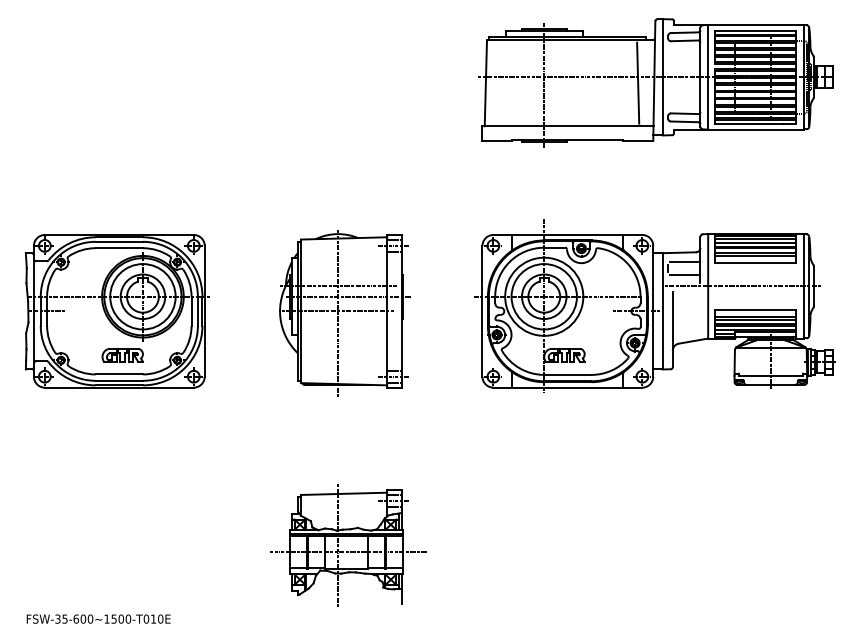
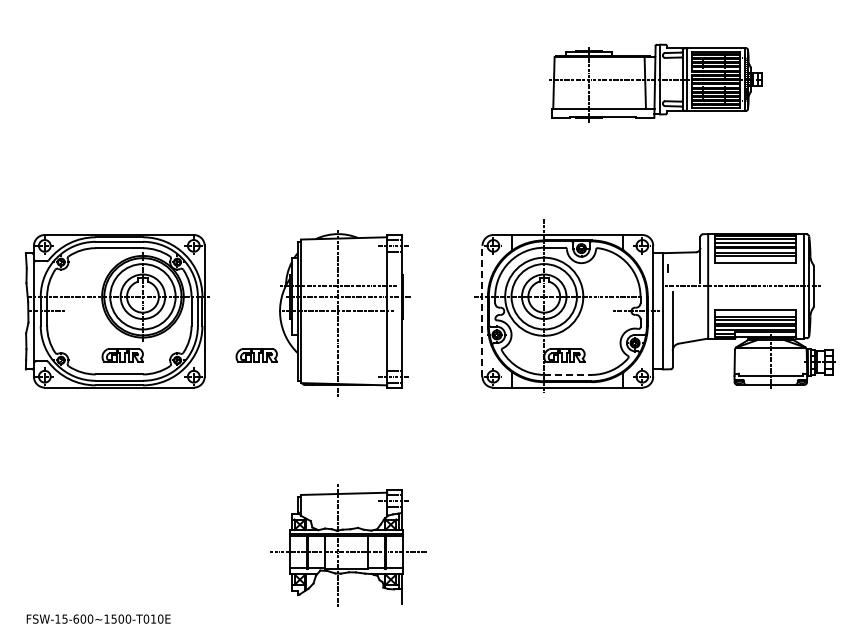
part size: 356x130 px -> 214x80 px (655, 82)
line: present -> none (683, 261)
line: present -> none (683, 275)
line: solid -> dashed (482, 310)
part: none -> present (256, 355)
line: solid -> dashed (567, 374)
text: FSW-35-600~1500-T010E -> FSW-15-600~1500-T010E (57, 618)
